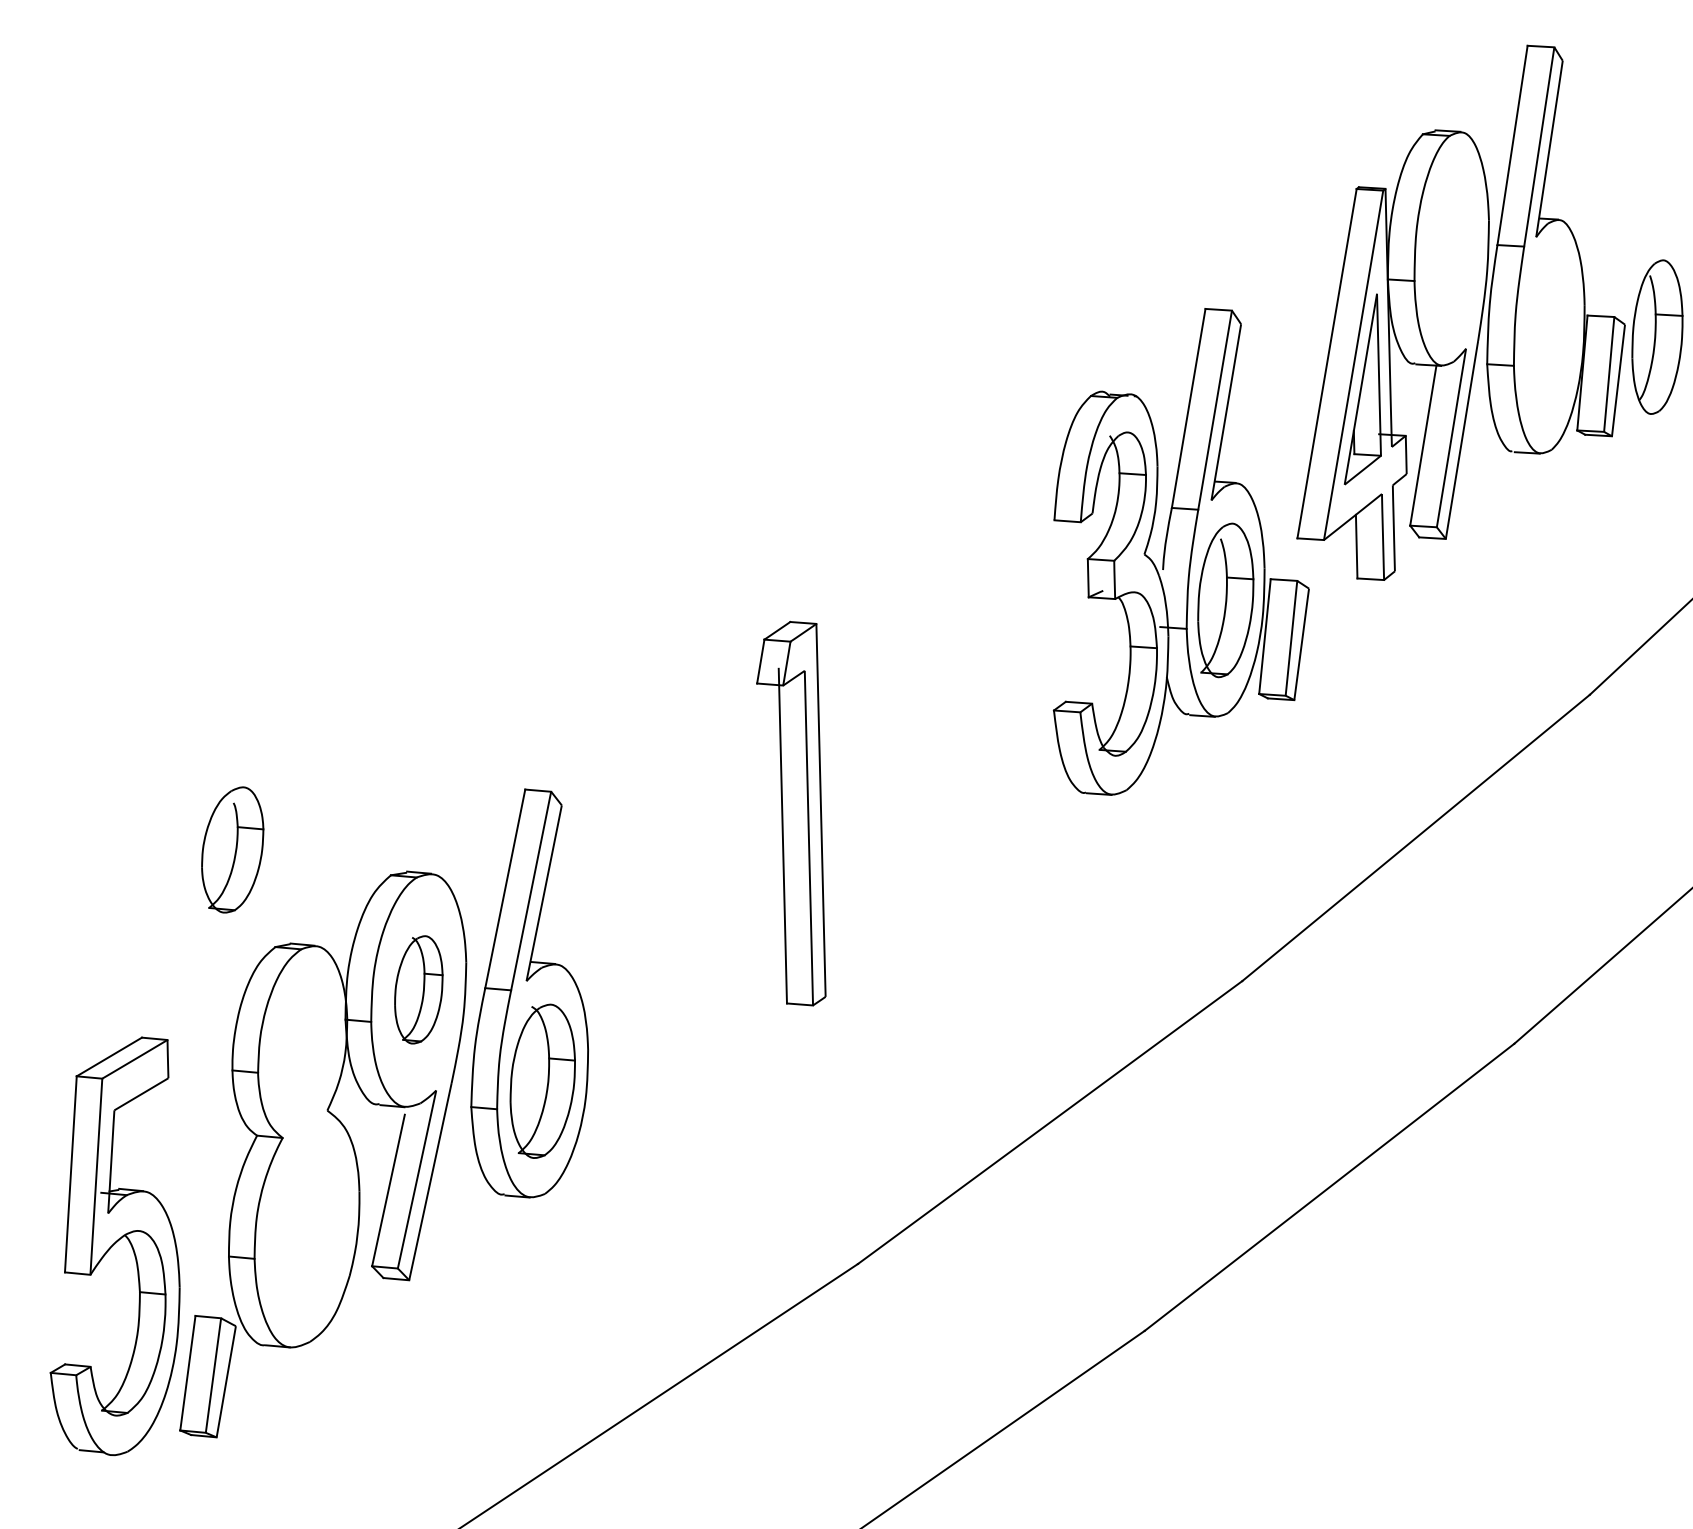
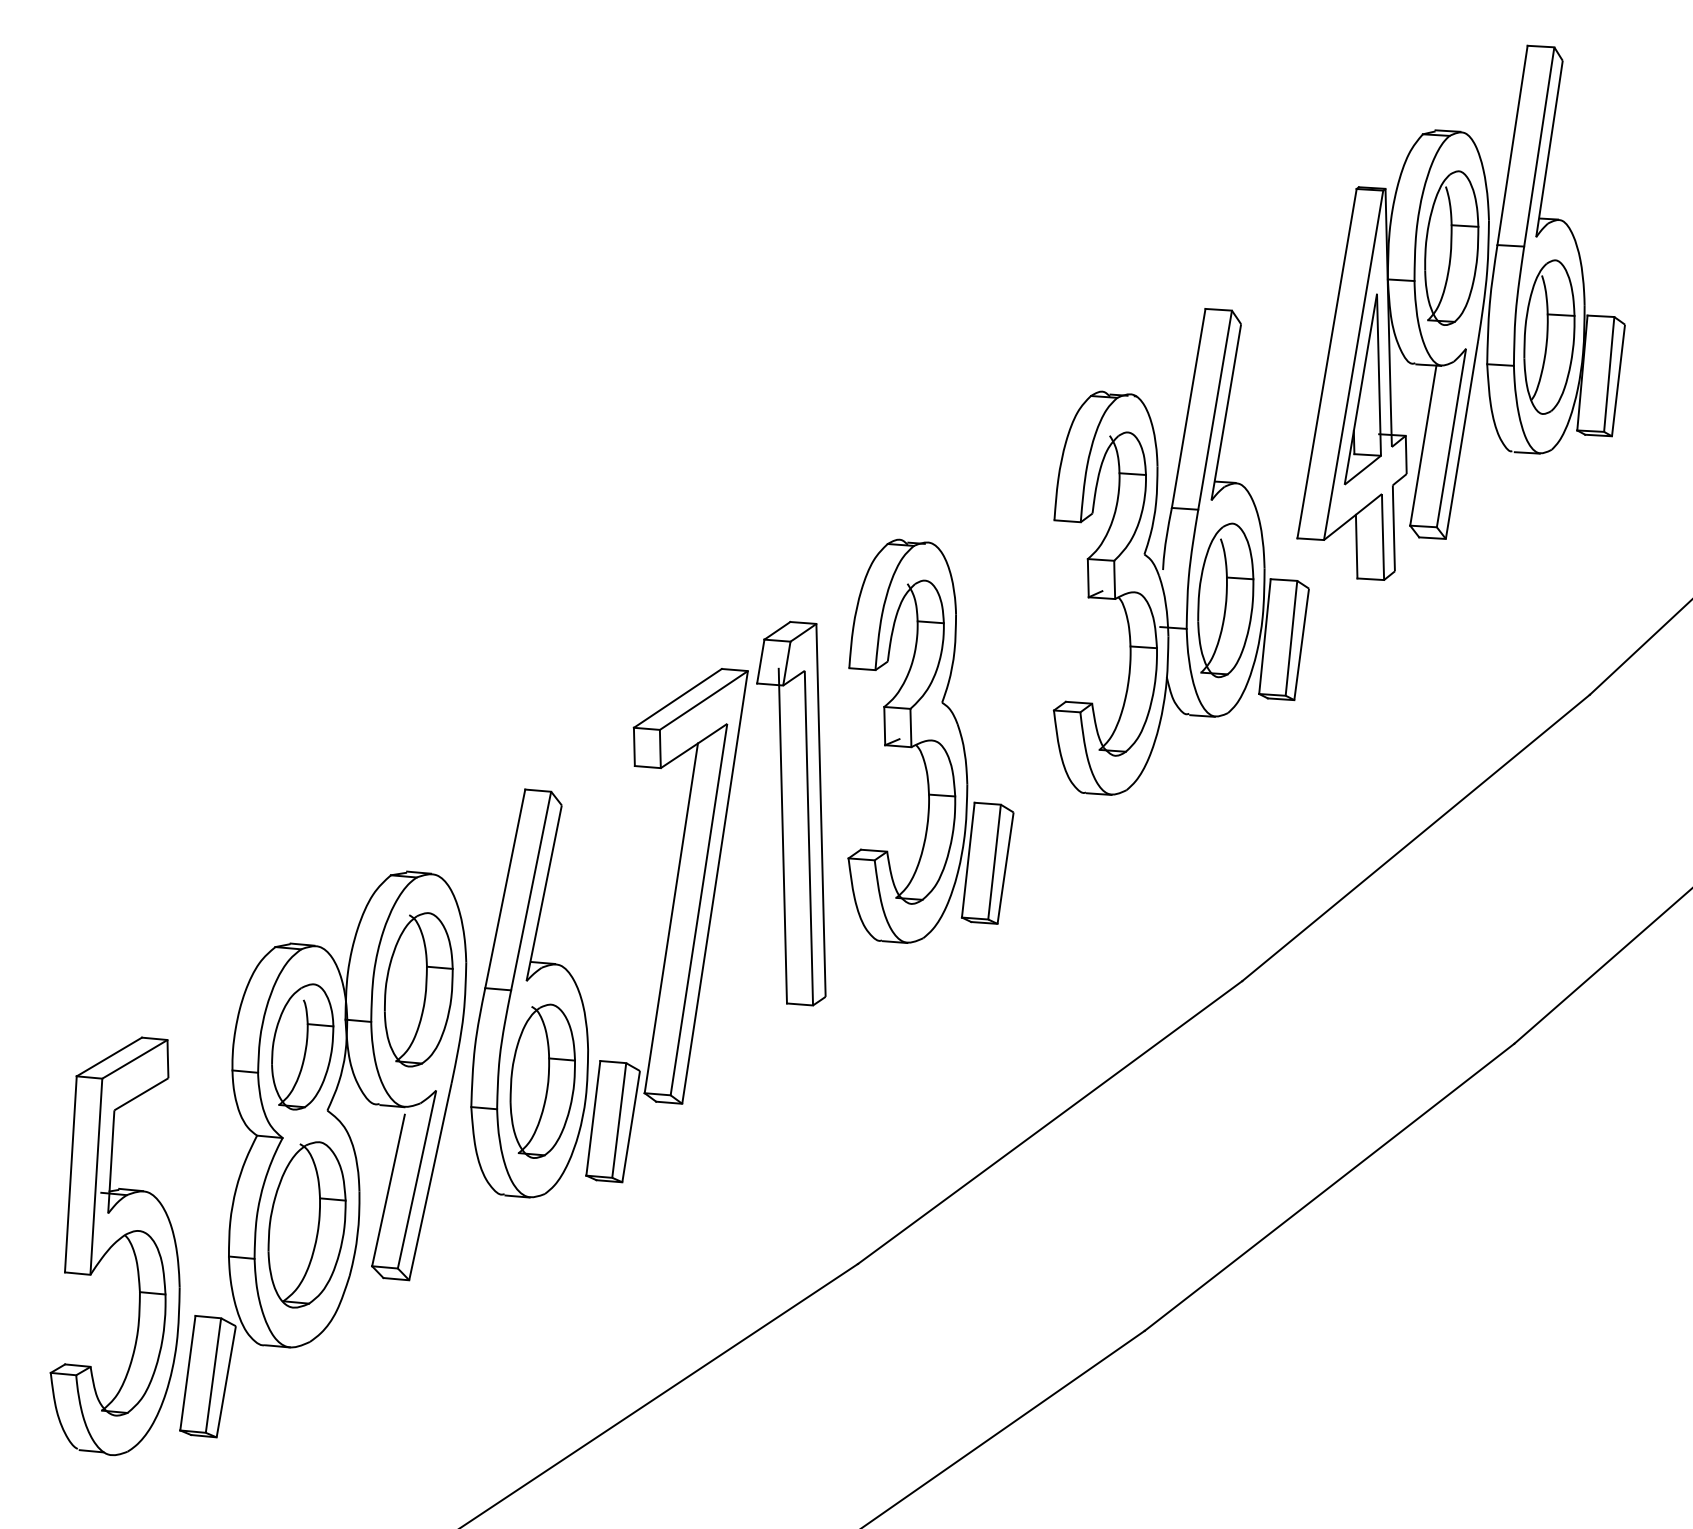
part: none -> present (1451, 247)
part position: (1657, 336) -> (1549, 336) (1549, 336)
part: none -> present (930, 740)
part position: (232, 849) -> (302, 1046) (302, 1046)
part: none -> present (666, 925)
part size: 50x110 px -> 70x156 px (418, 989)
part: none -> present (306, 1224)
